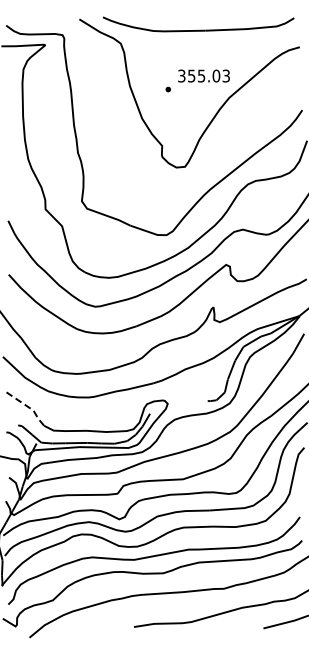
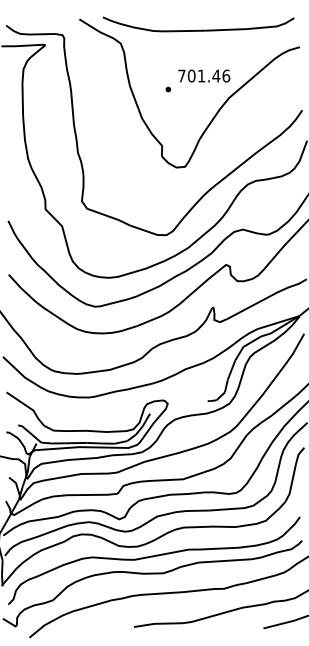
text: 355.03 -> 701.46 (204, 75)
line: dashed -> solid (28, 407)
